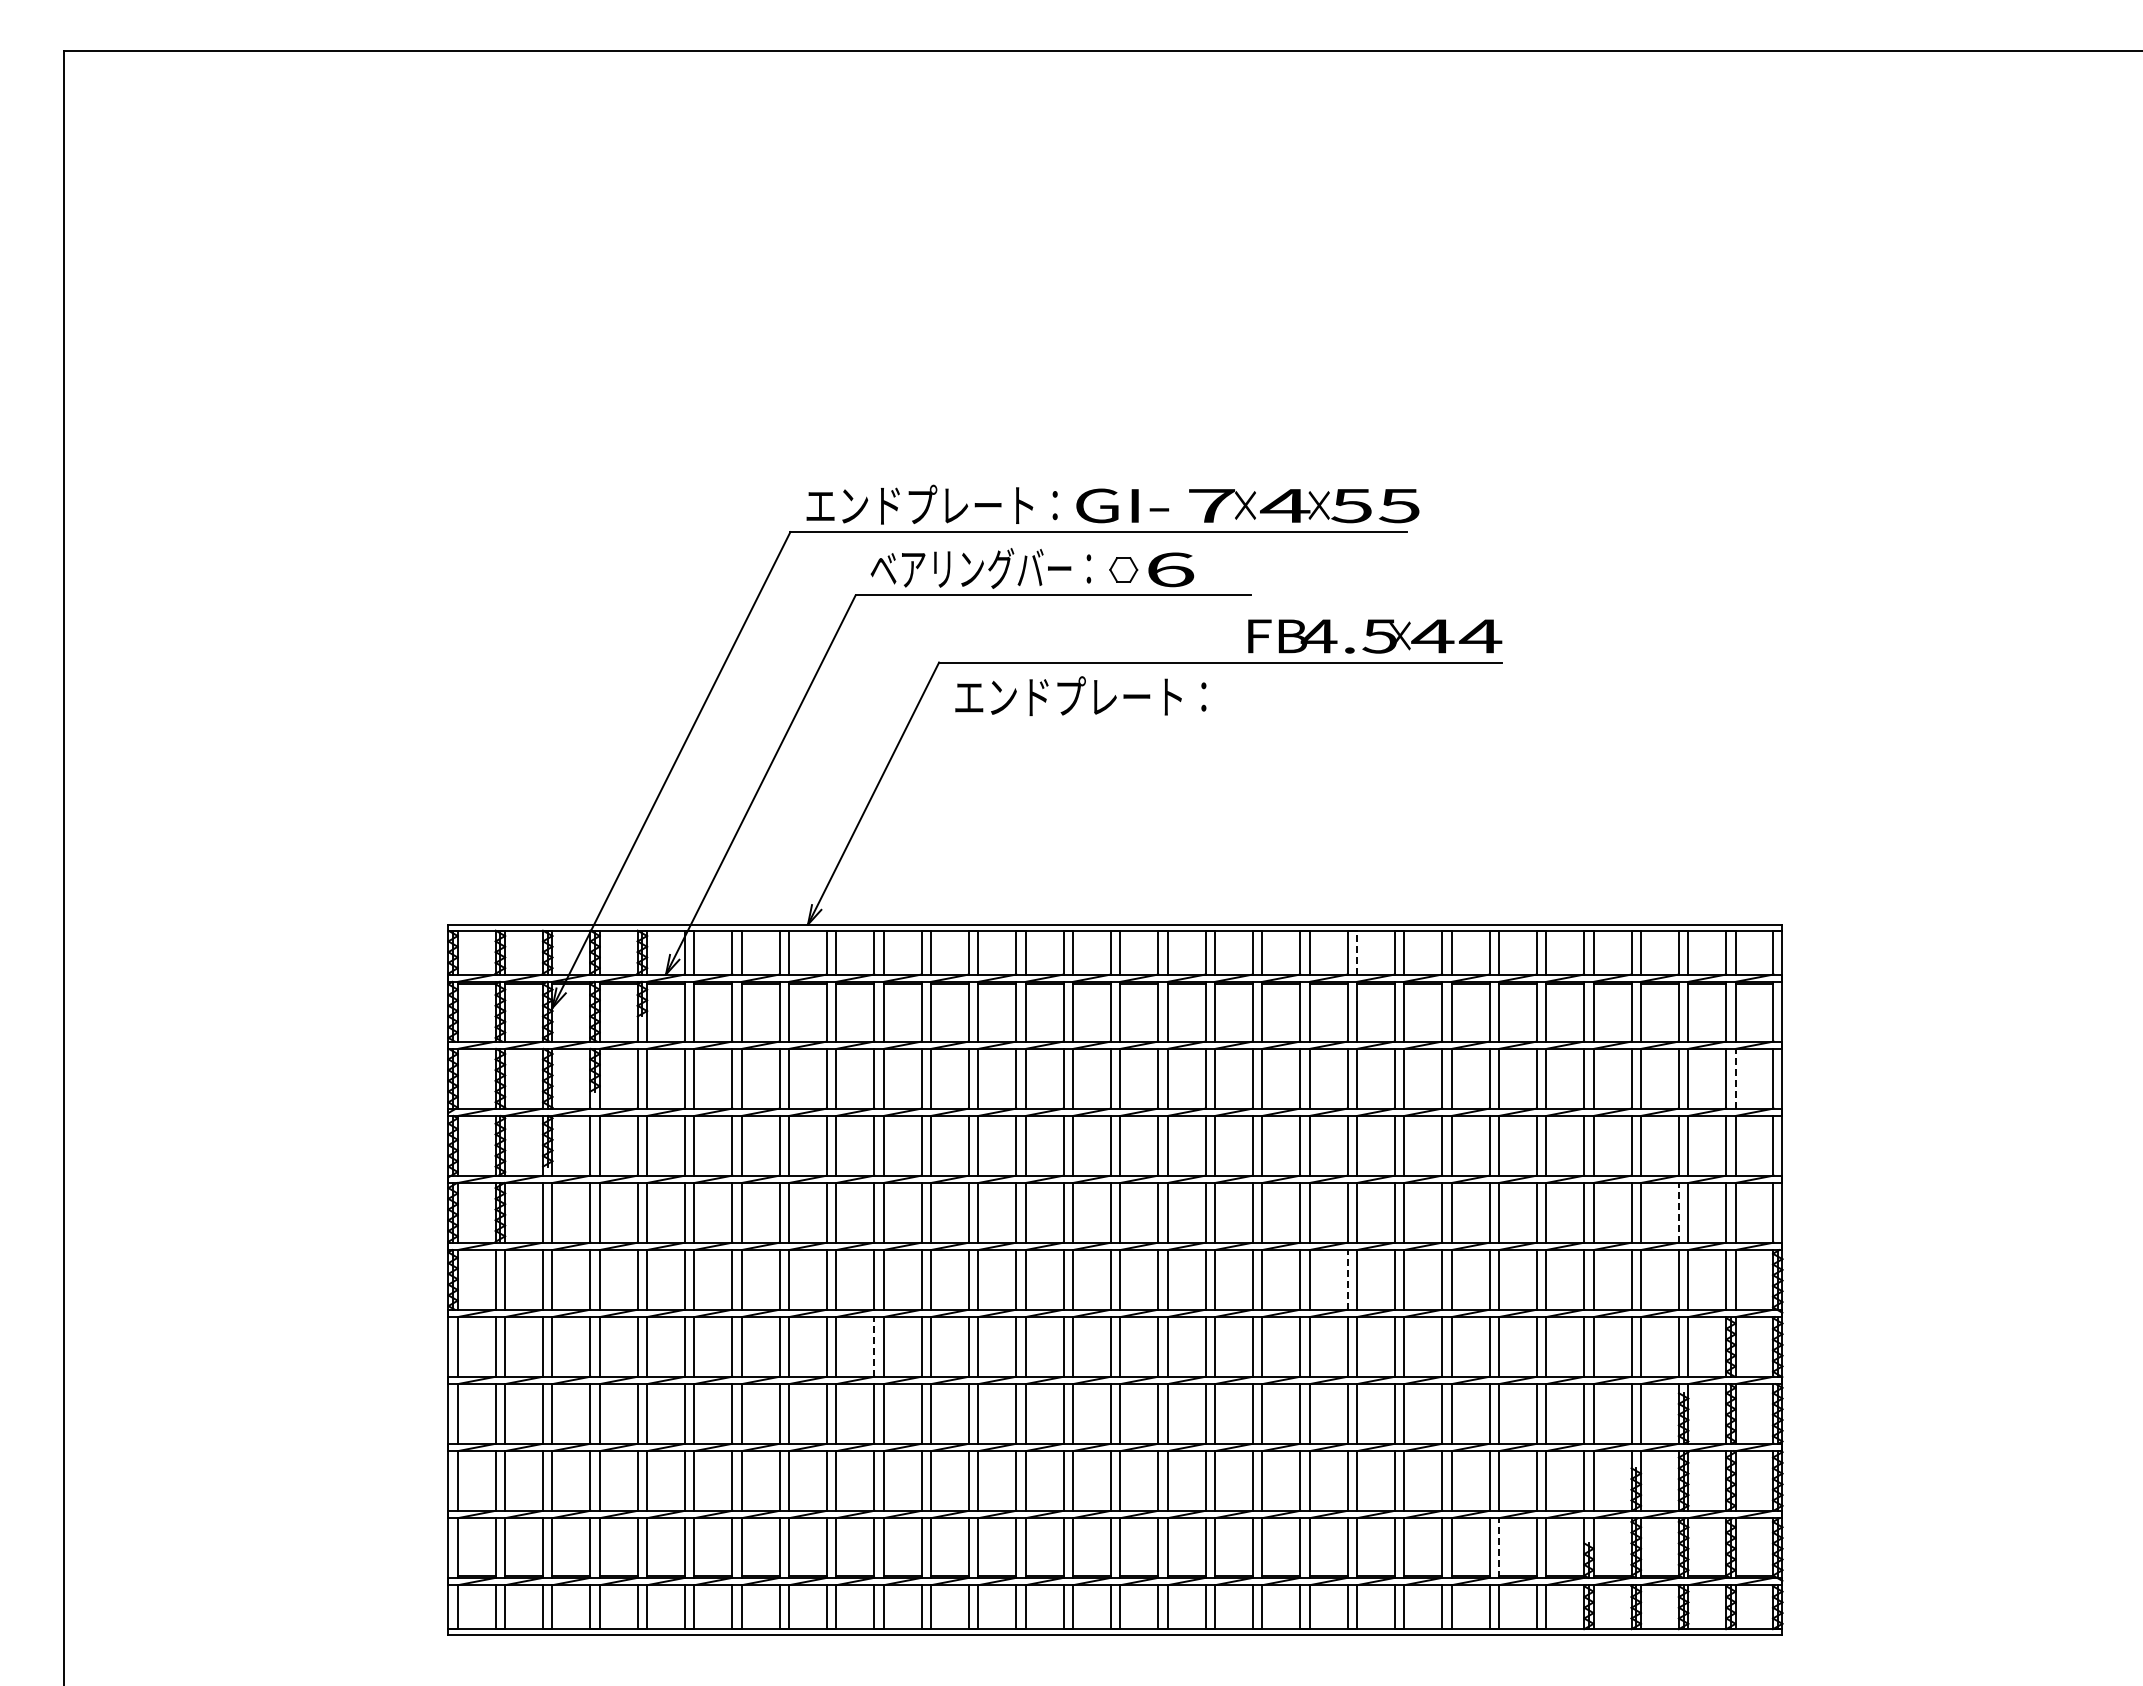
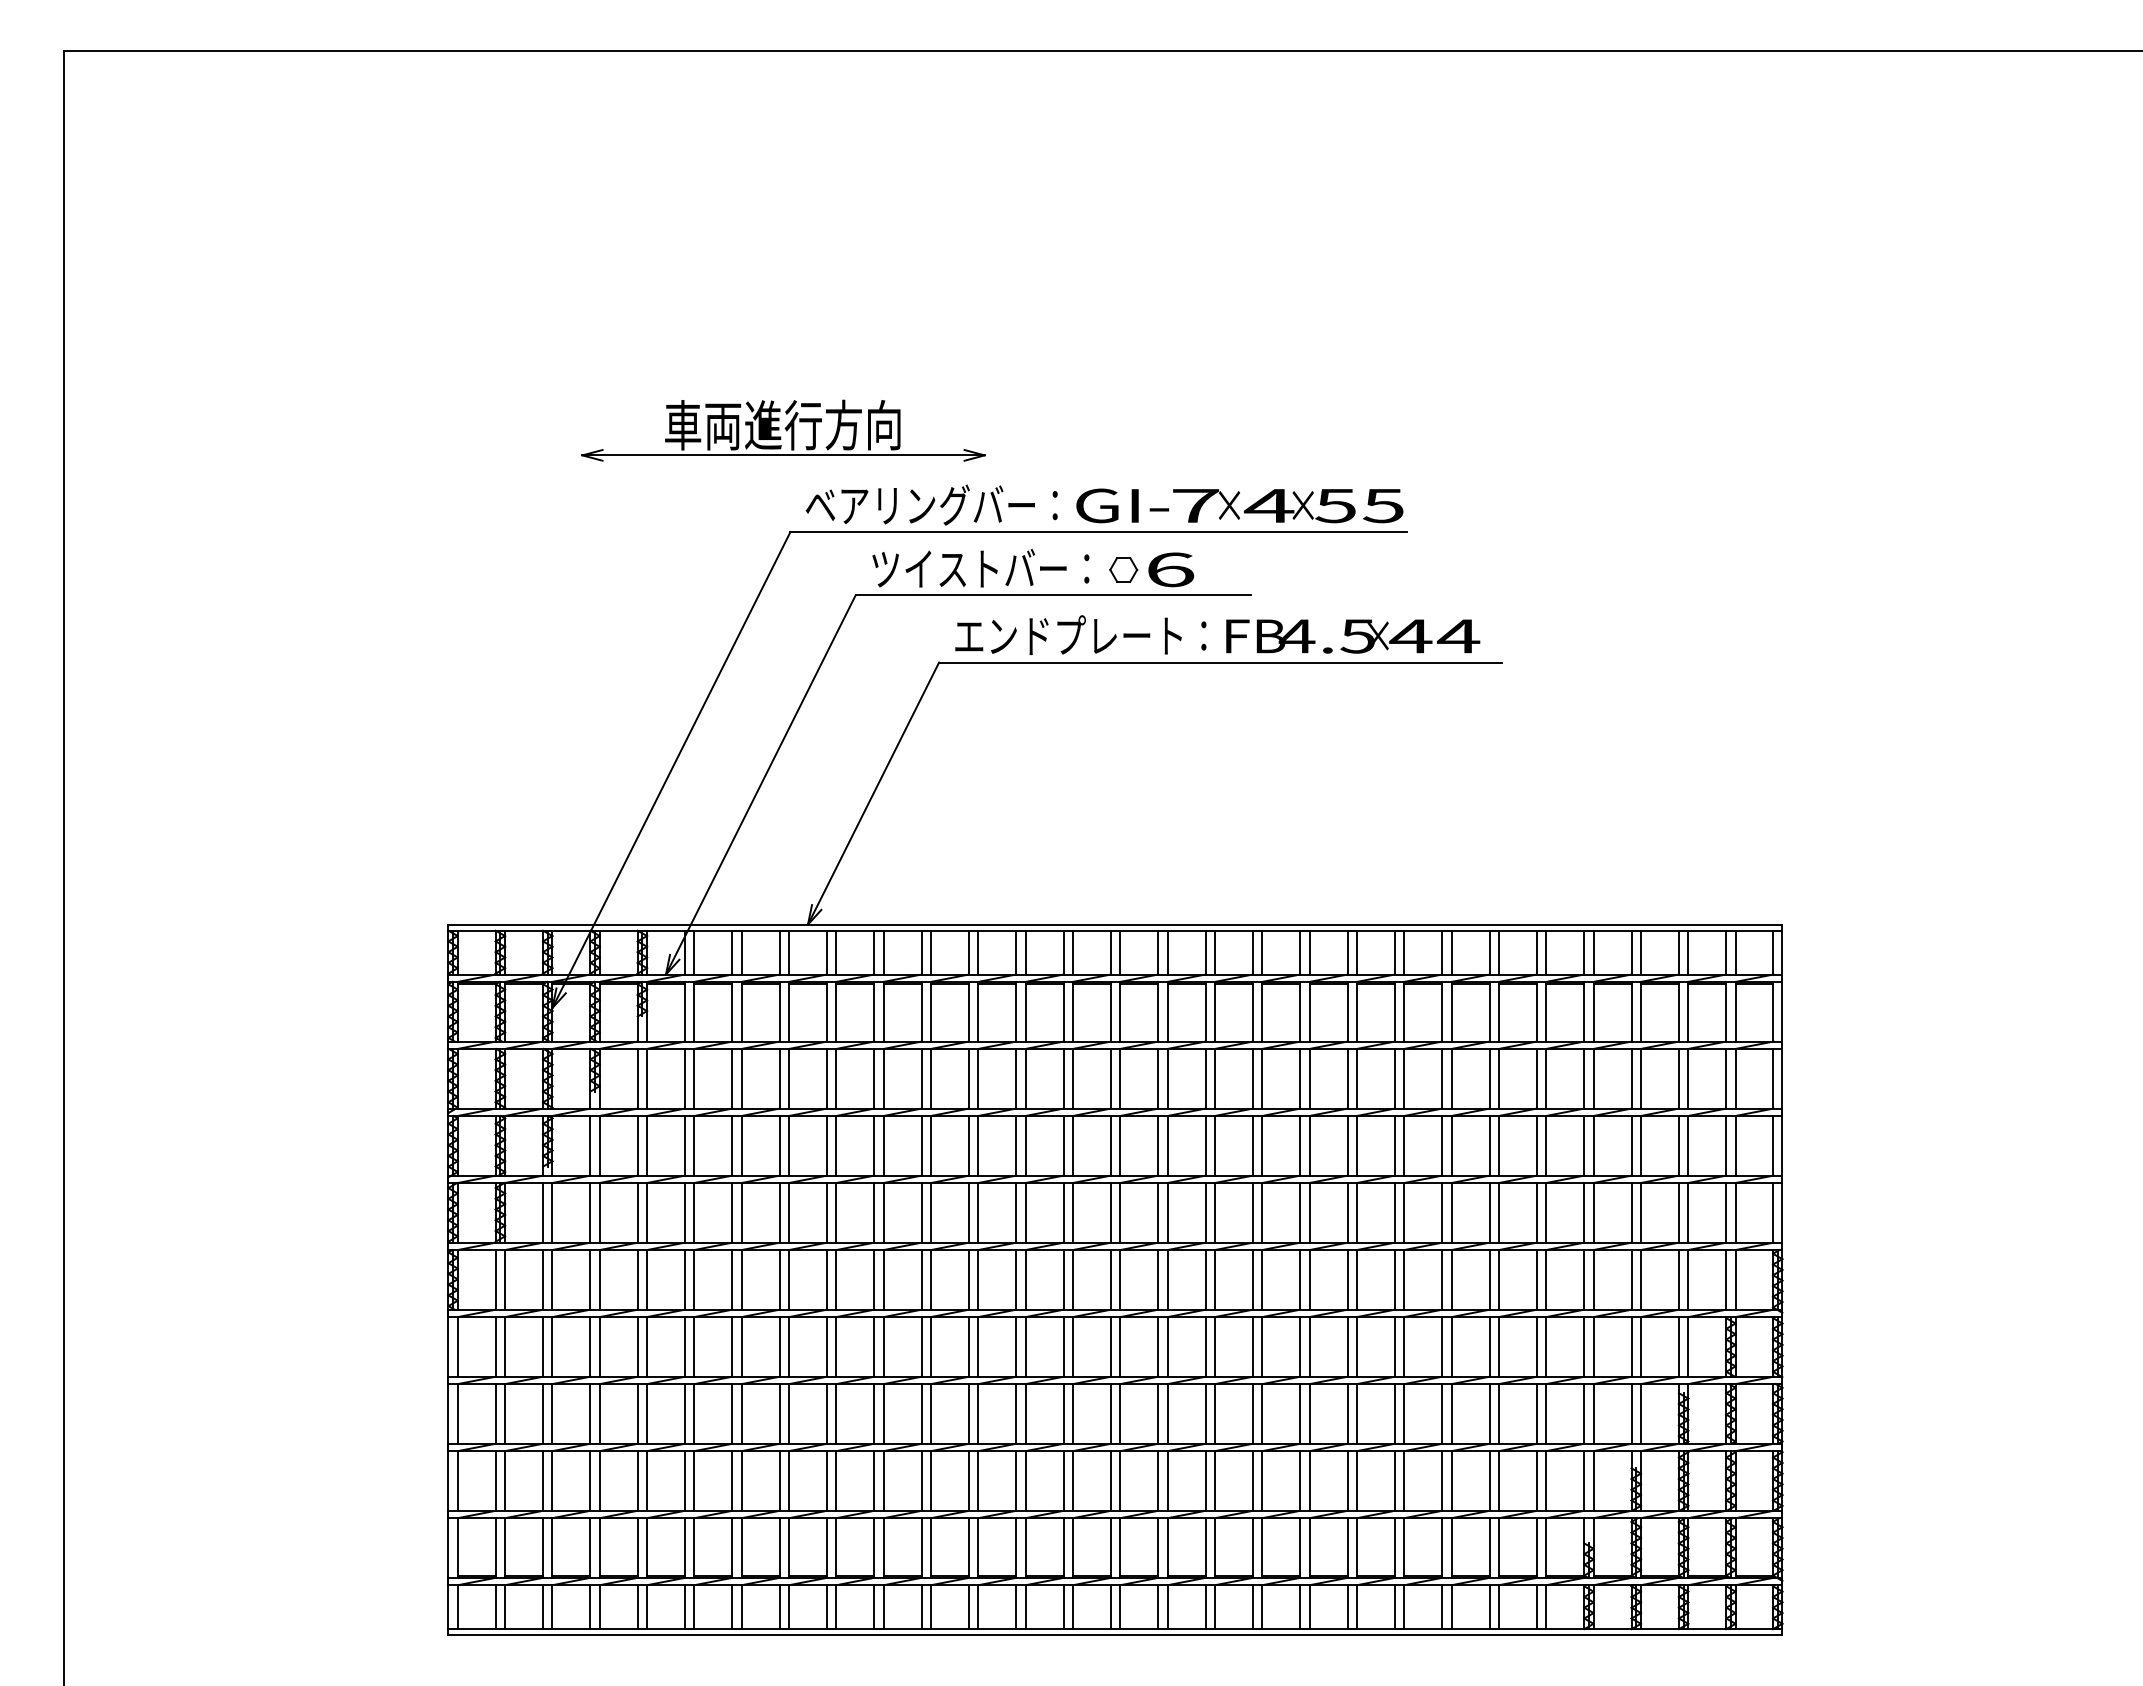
part: none -> present (783, 430)
text: エンドプレート： -> ベアリングバー： (919, 504)
text position: (1304, 506) -> (1288, 506) (1288, 506)
text: ベアリングバー： -> ツイストバー： (980, 568)
text position: (1375, 636) -> (1353, 636) (1353, 636)
text position: (1080, 695) -> (1080, 634) (1080, 634)
line: dashed -> solid (1357, 952)
line: dashed -> solid (1735, 1078)
line: dashed -> solid (1678, 1212)
line: dashed -> solid (1347, 1279)
line: dashed -> solid (874, 1346)
line: dashed -> solid (1498, 1548)
